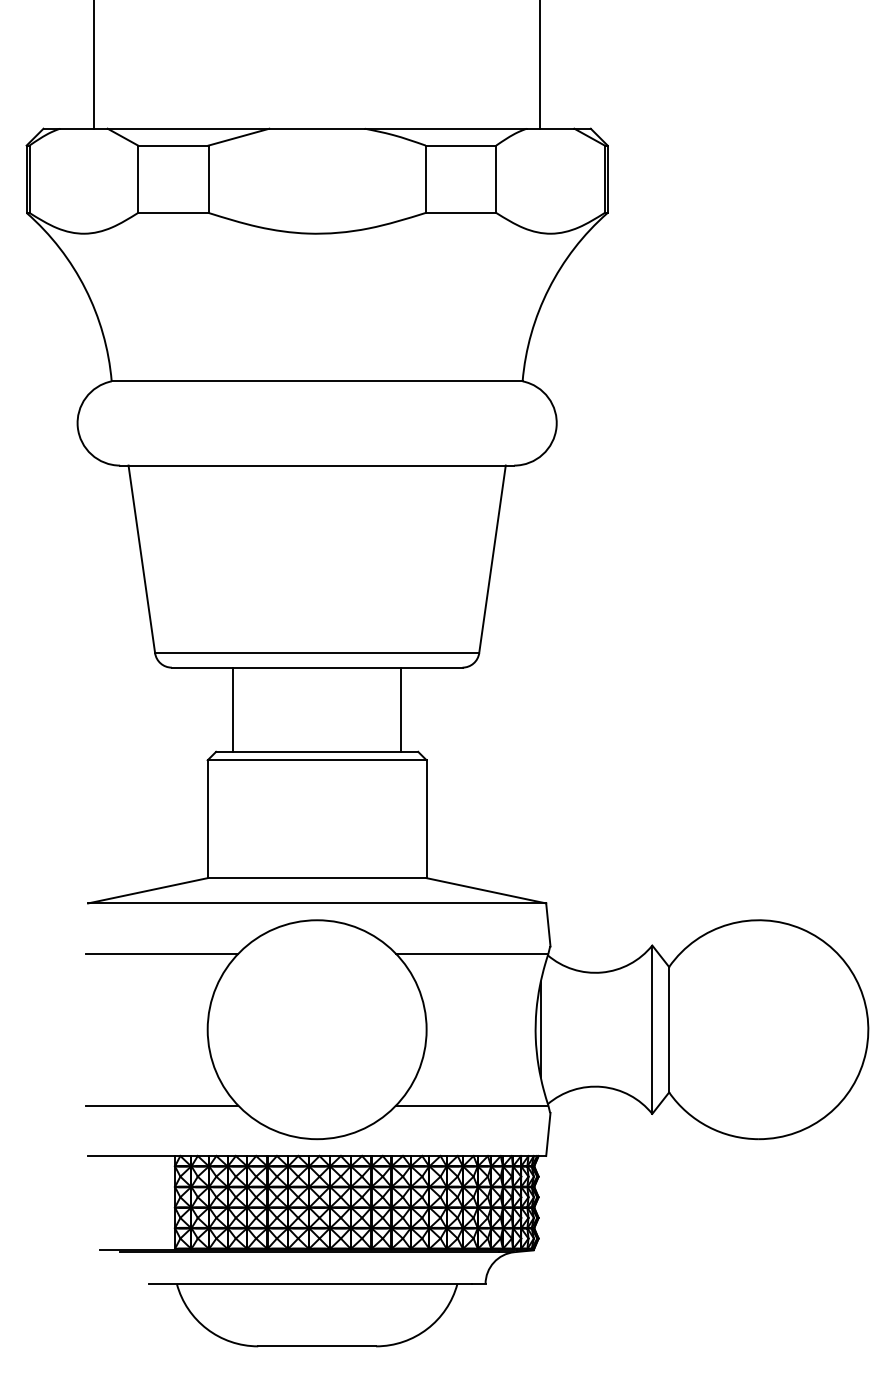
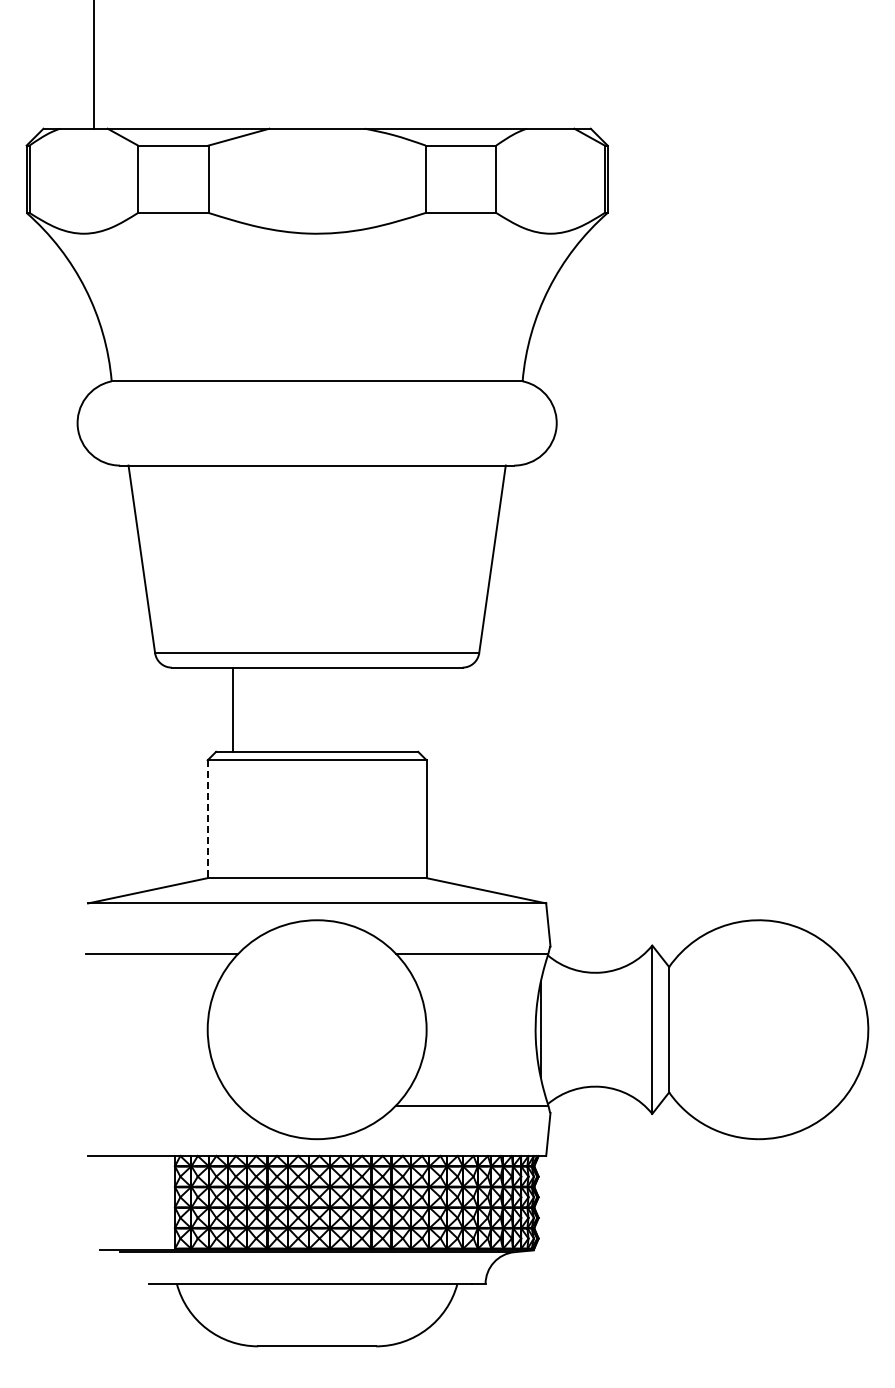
line: present -> none (540, 65)
line: present -> none (401, 709)
line: solid -> dashed (207, 819)
line: present -> none (161, 1105)
